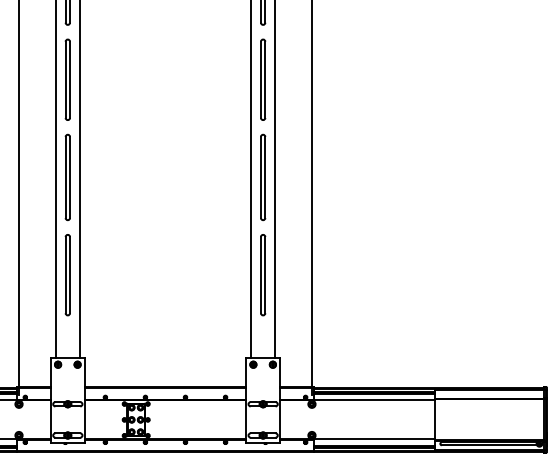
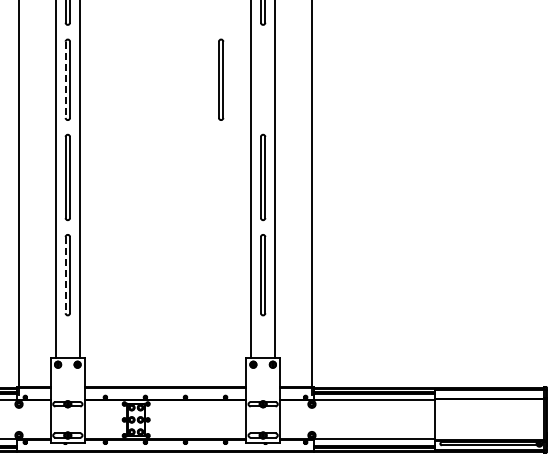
part position: (263, 79) -> (221, 79) (221, 79)
line: solid -> dashed (65, 80)
line: solid -> dashed (65, 275)
